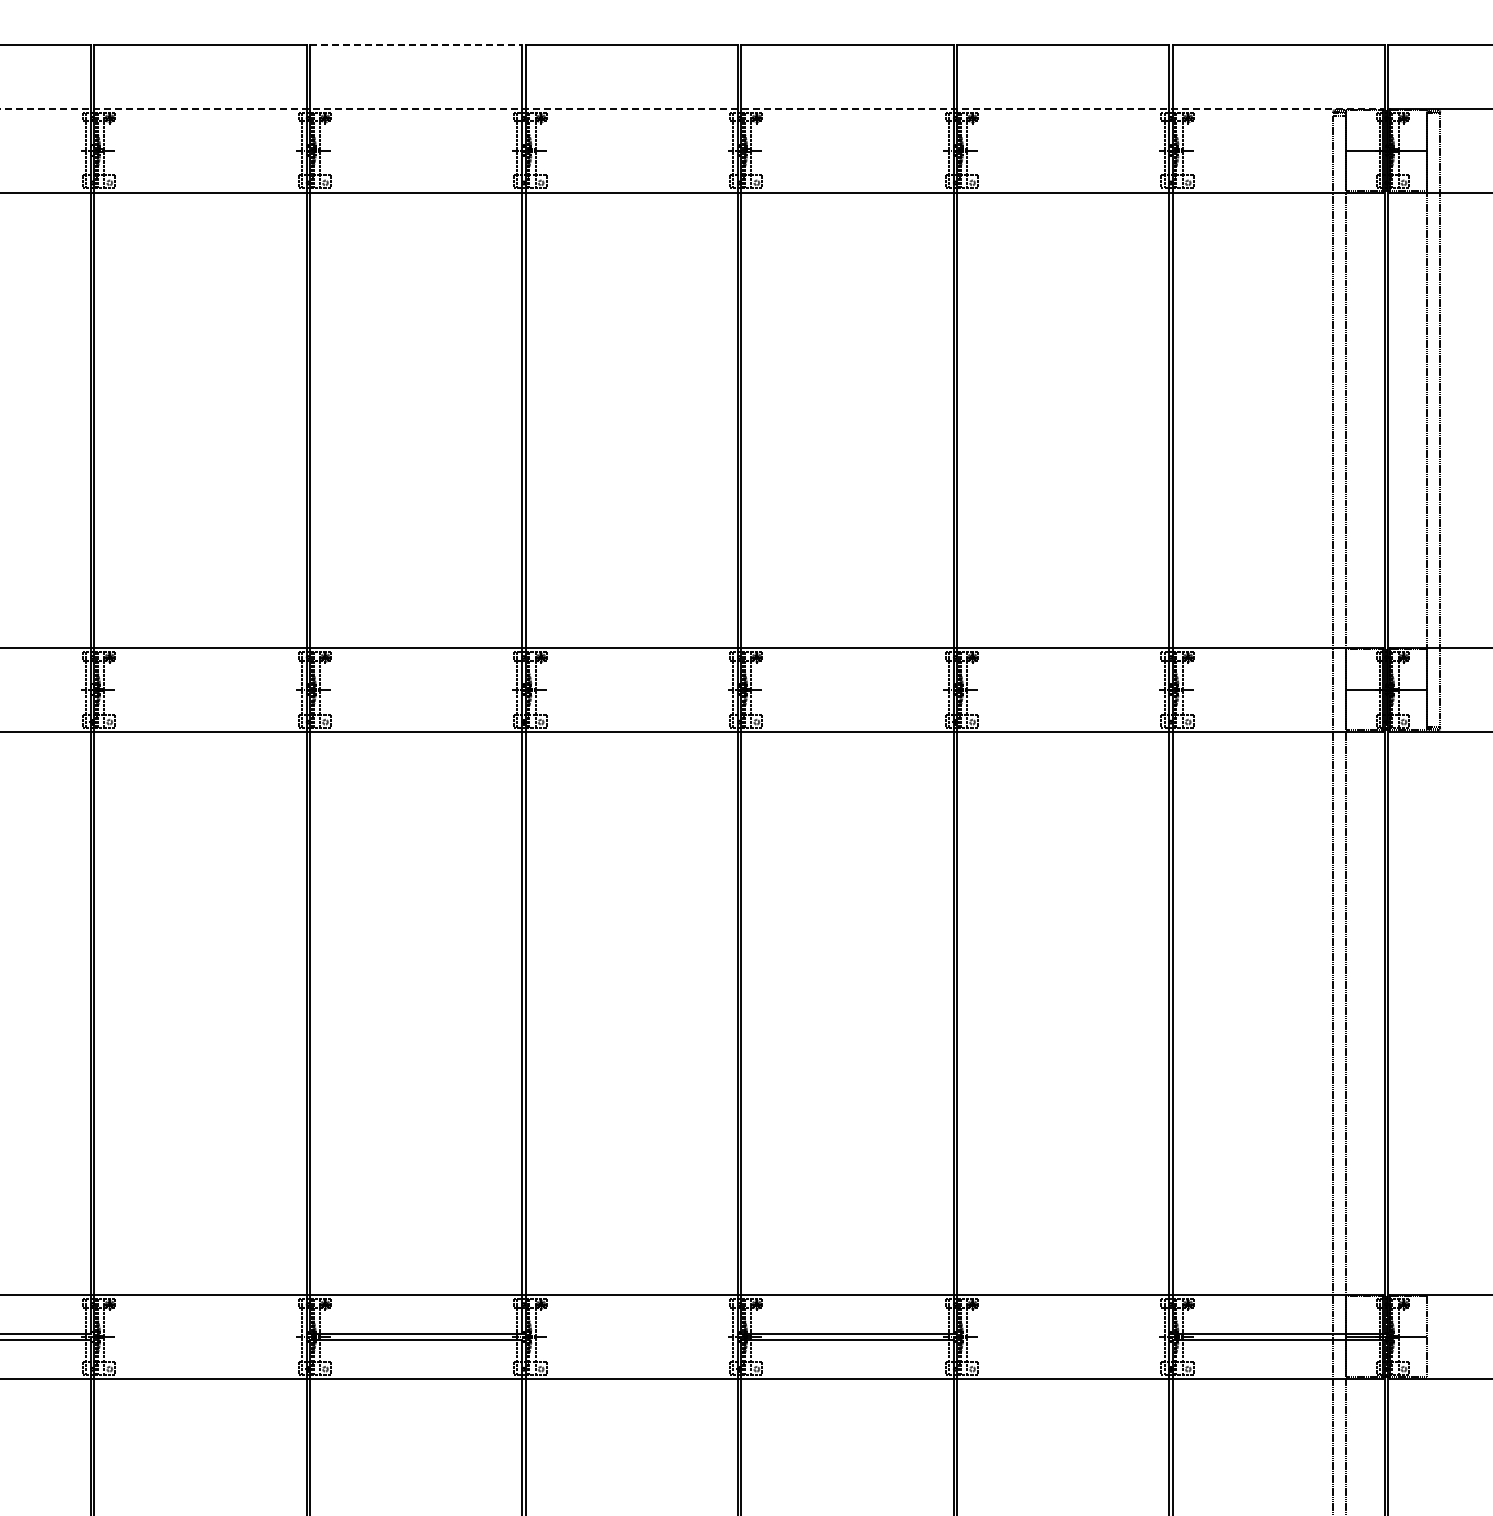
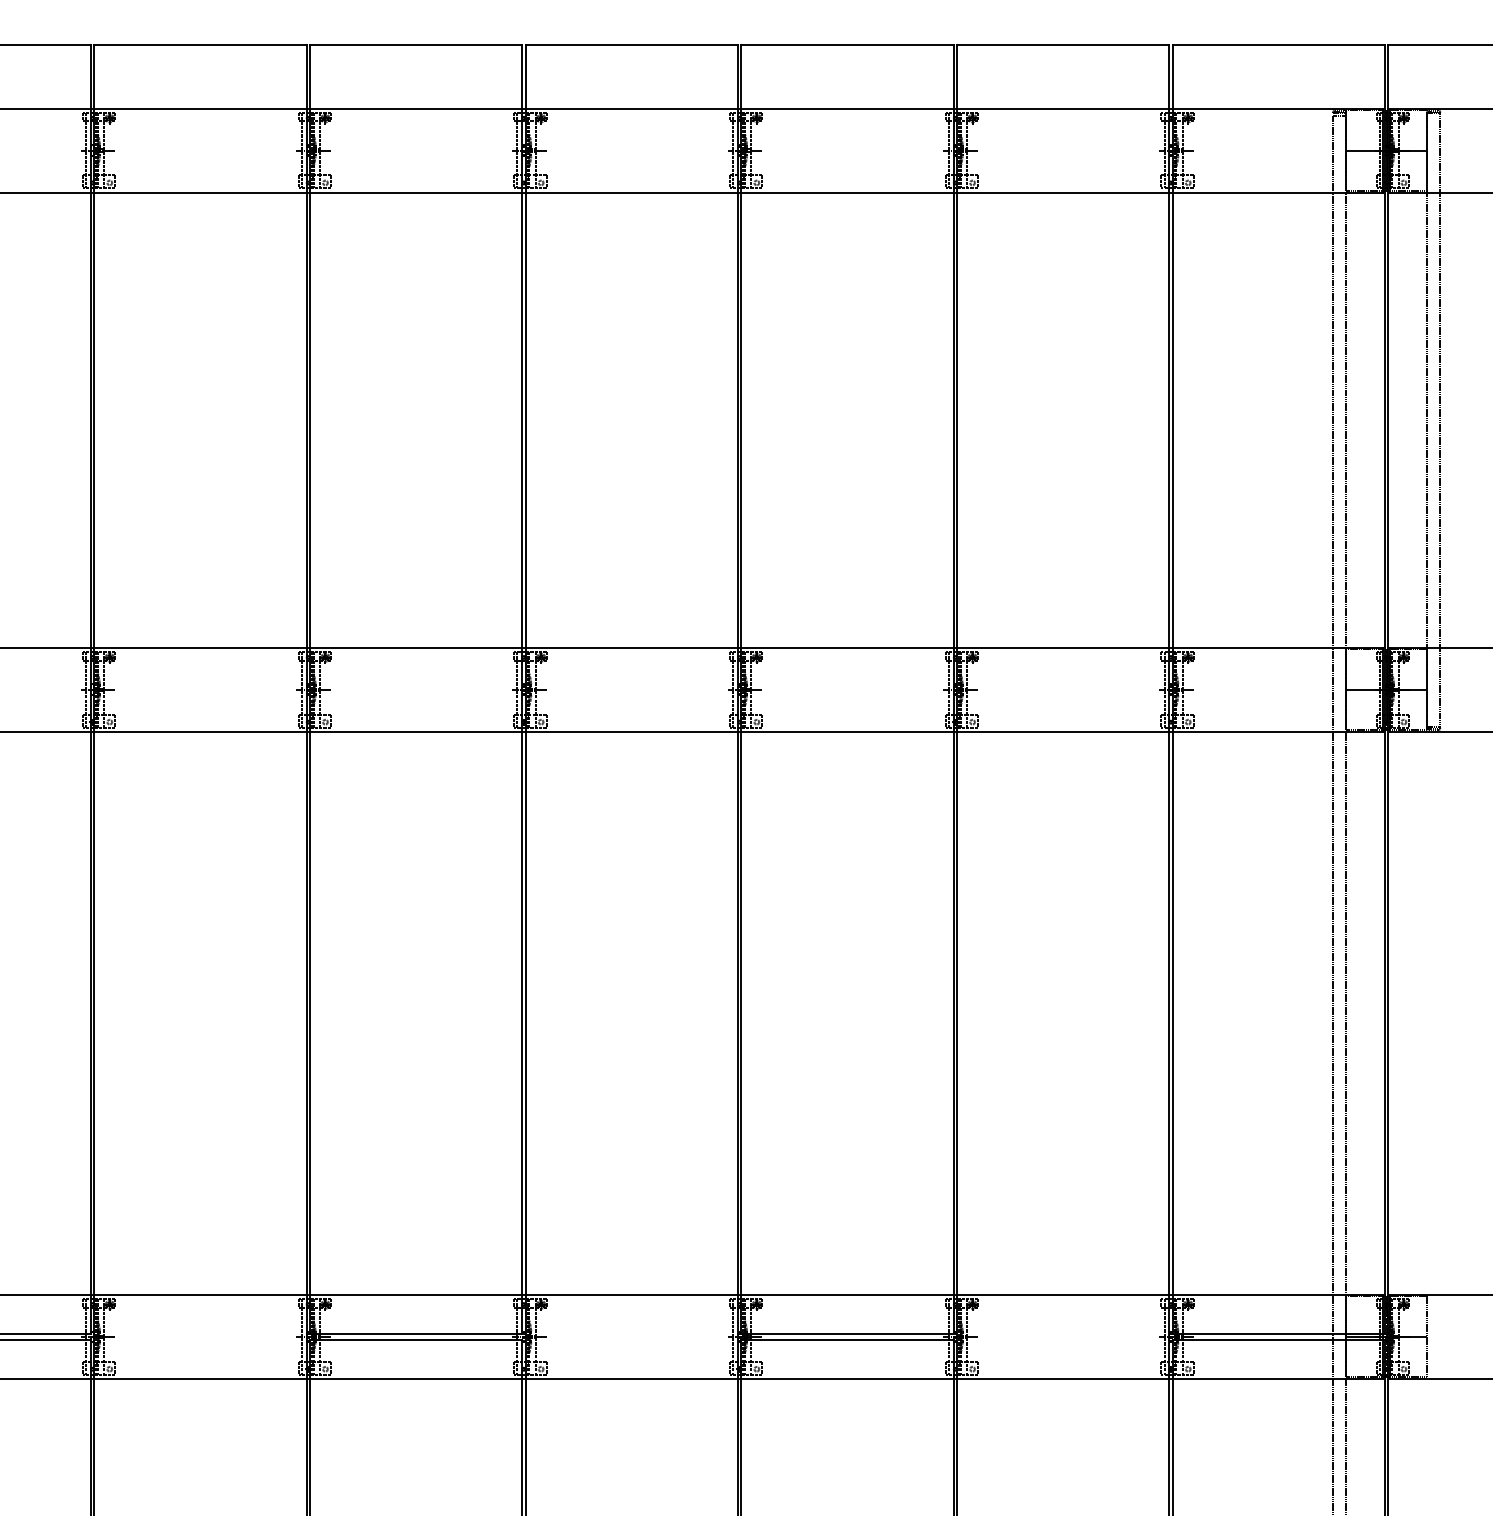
line: dashed -> solid (416, 45)
line: dashed -> solid (692, 108)
